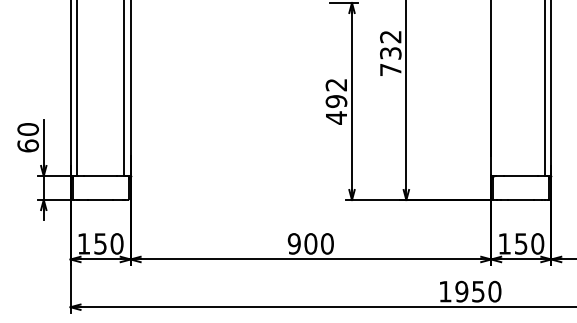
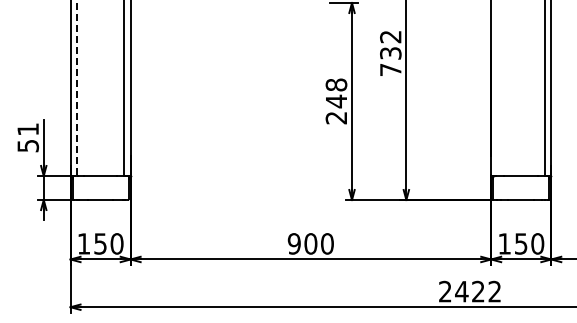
line: solid -> dashed (77, 88)
text: 492 -> 248 (336, 101)
text: 60 -> 51 (28, 137)
text: 1950 -> 2422 (470, 291)
